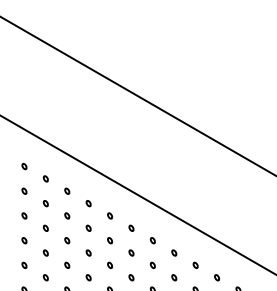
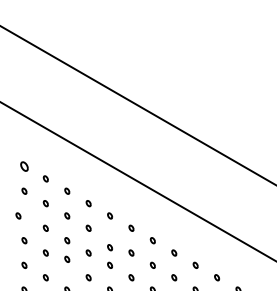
line position: (137, 95) -> (137, 105) (137, 105)
part size: 7x9 px -> 9x11 px (24, 166)
line position: (137, 194) -> (137, 181) (137, 181)
part position: (24, 215) -> (18, 215) (18, 215)
part position: (109, 240) -> (109, 247) (109, 247)
part position: (67, 264) -> (67, 258) (67, 258)
